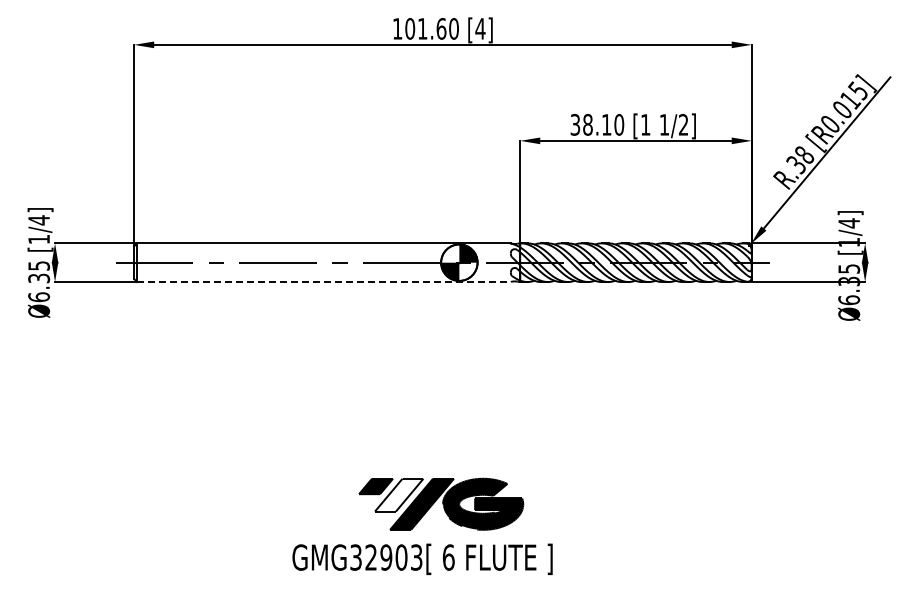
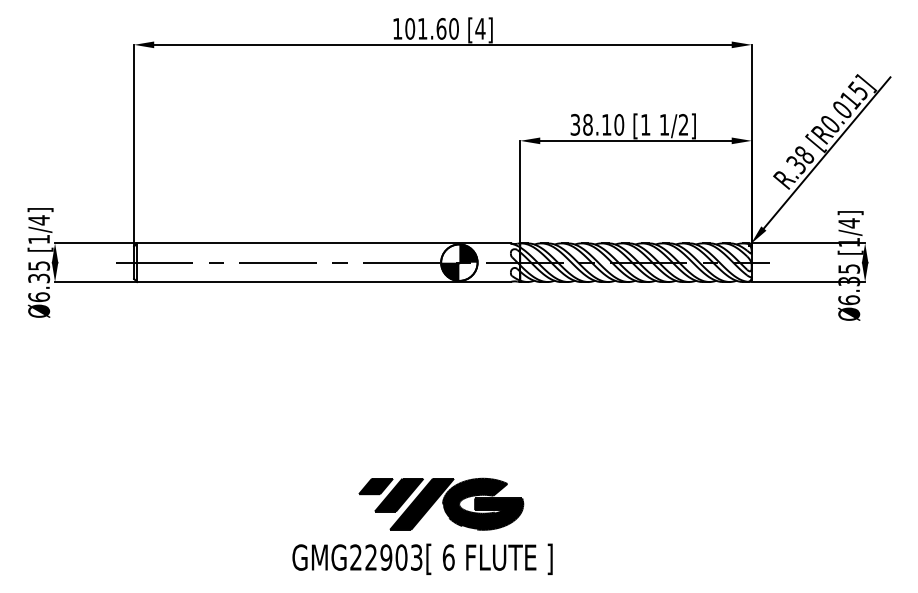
line: dashed -> solid (324, 282)
fill: none -> present (398, 494)
text: GMG32903[ -> GMG22903[ (355, 557)
